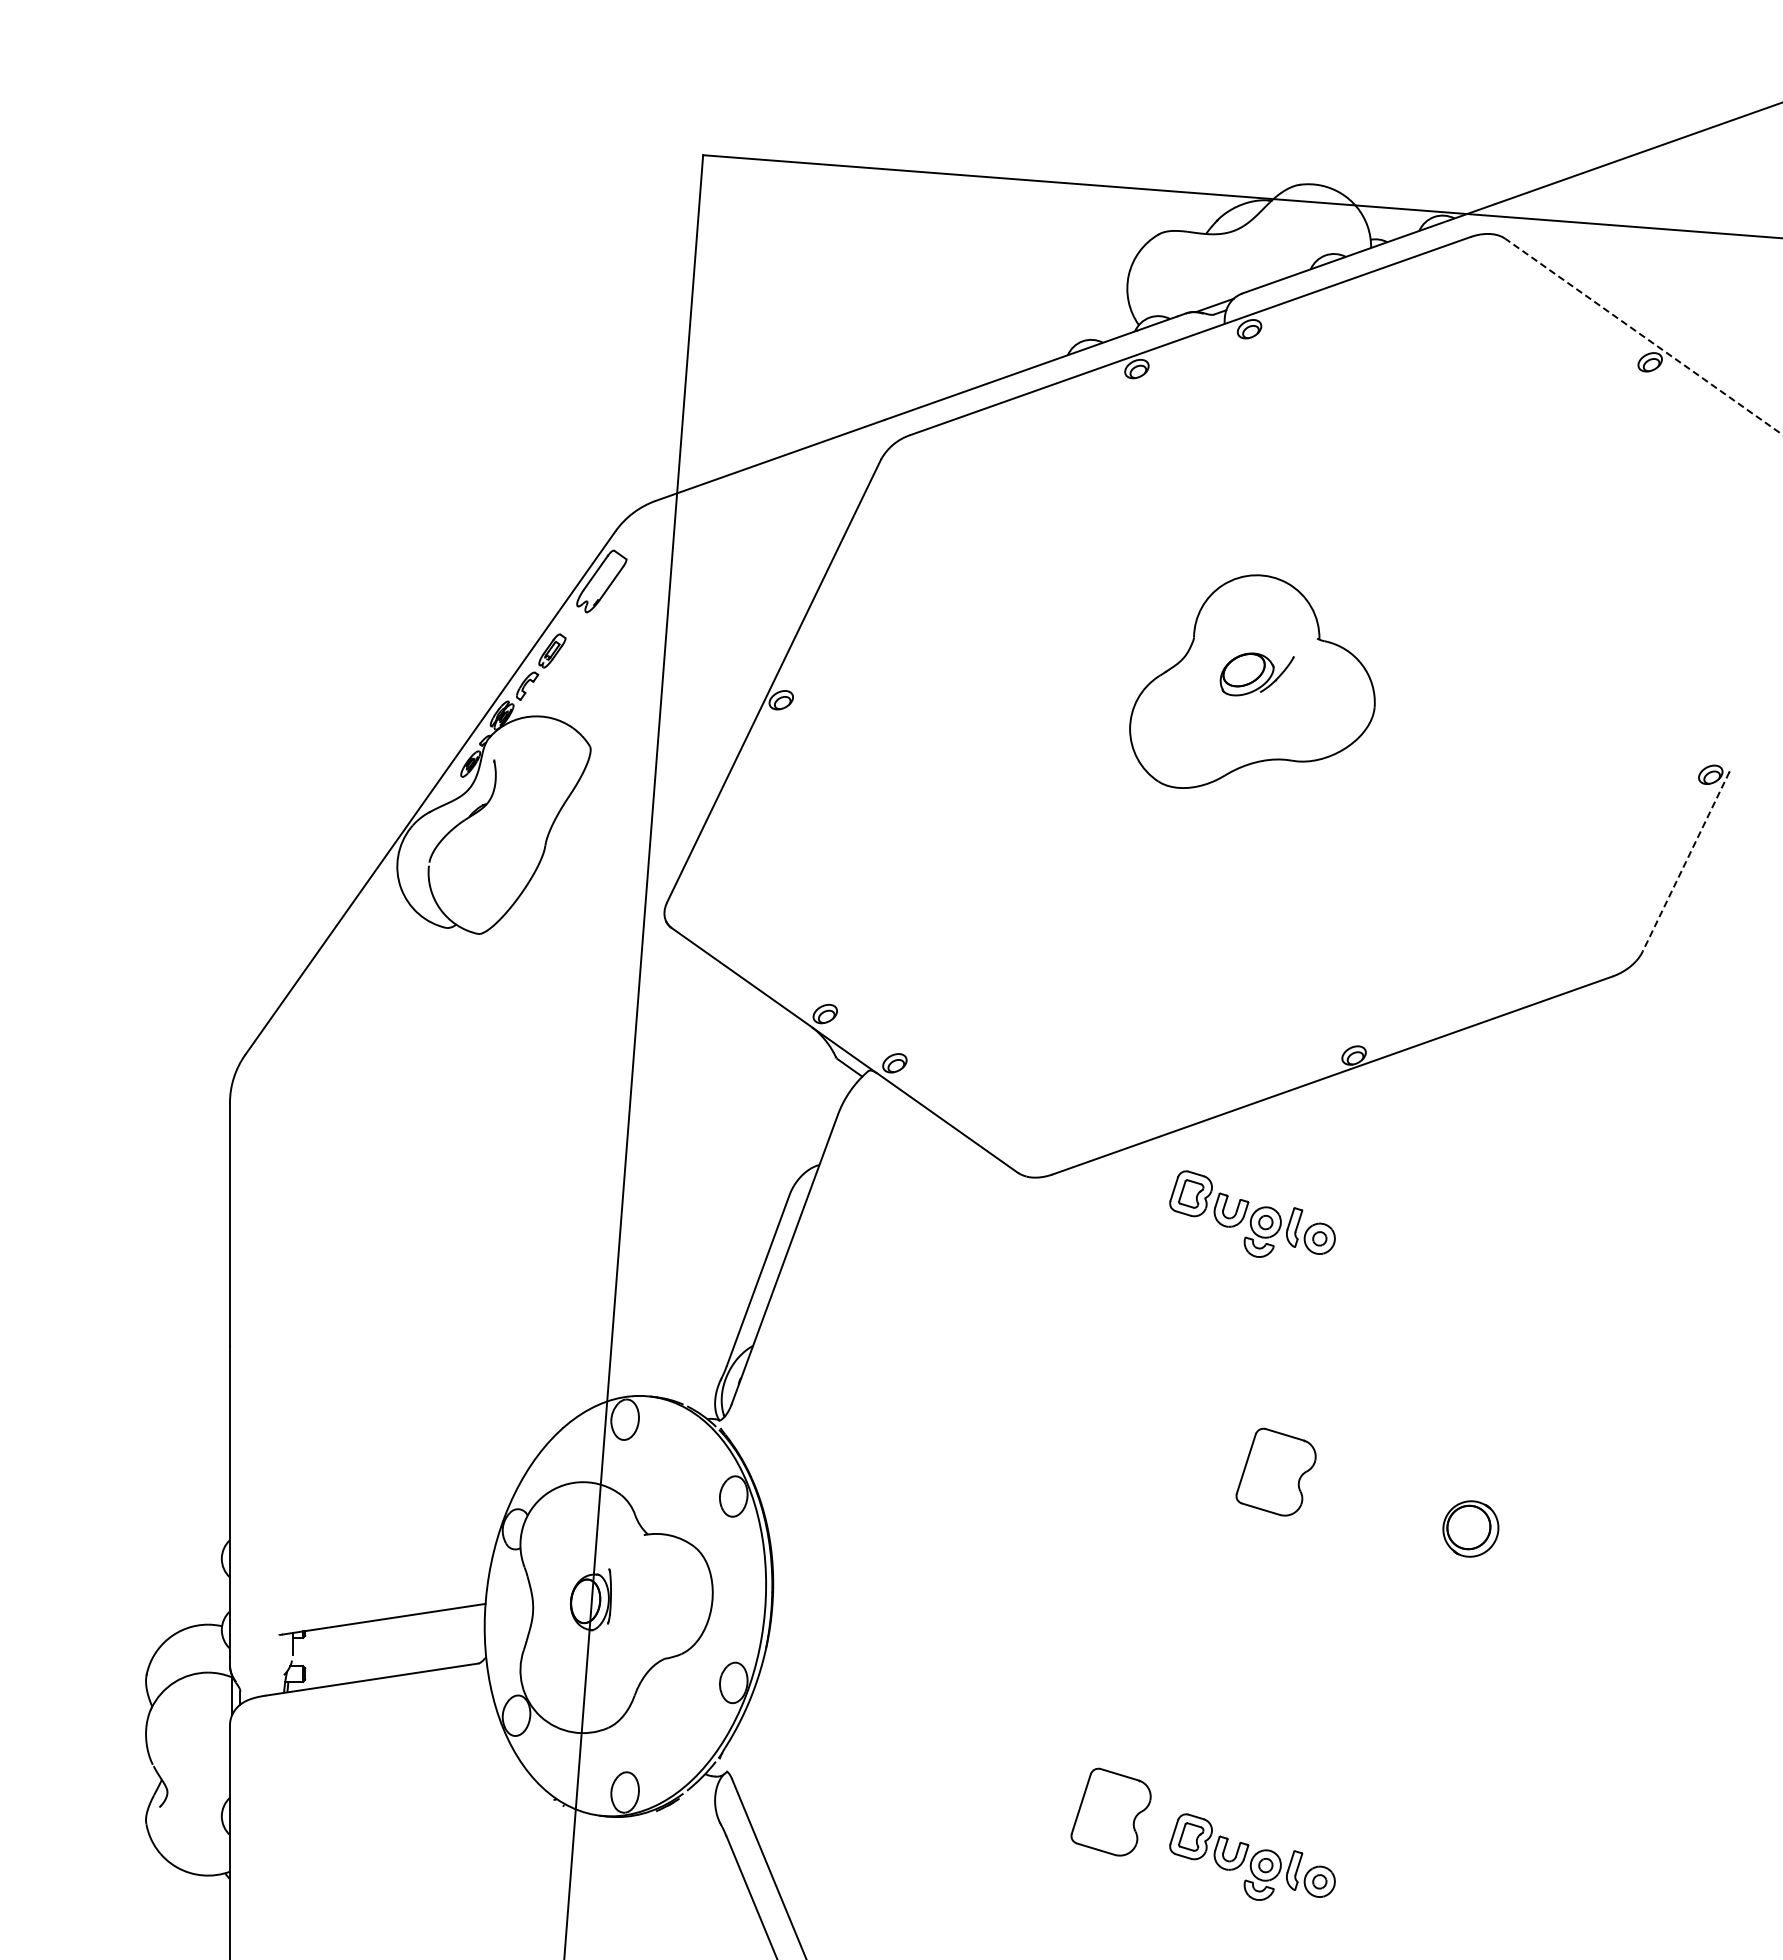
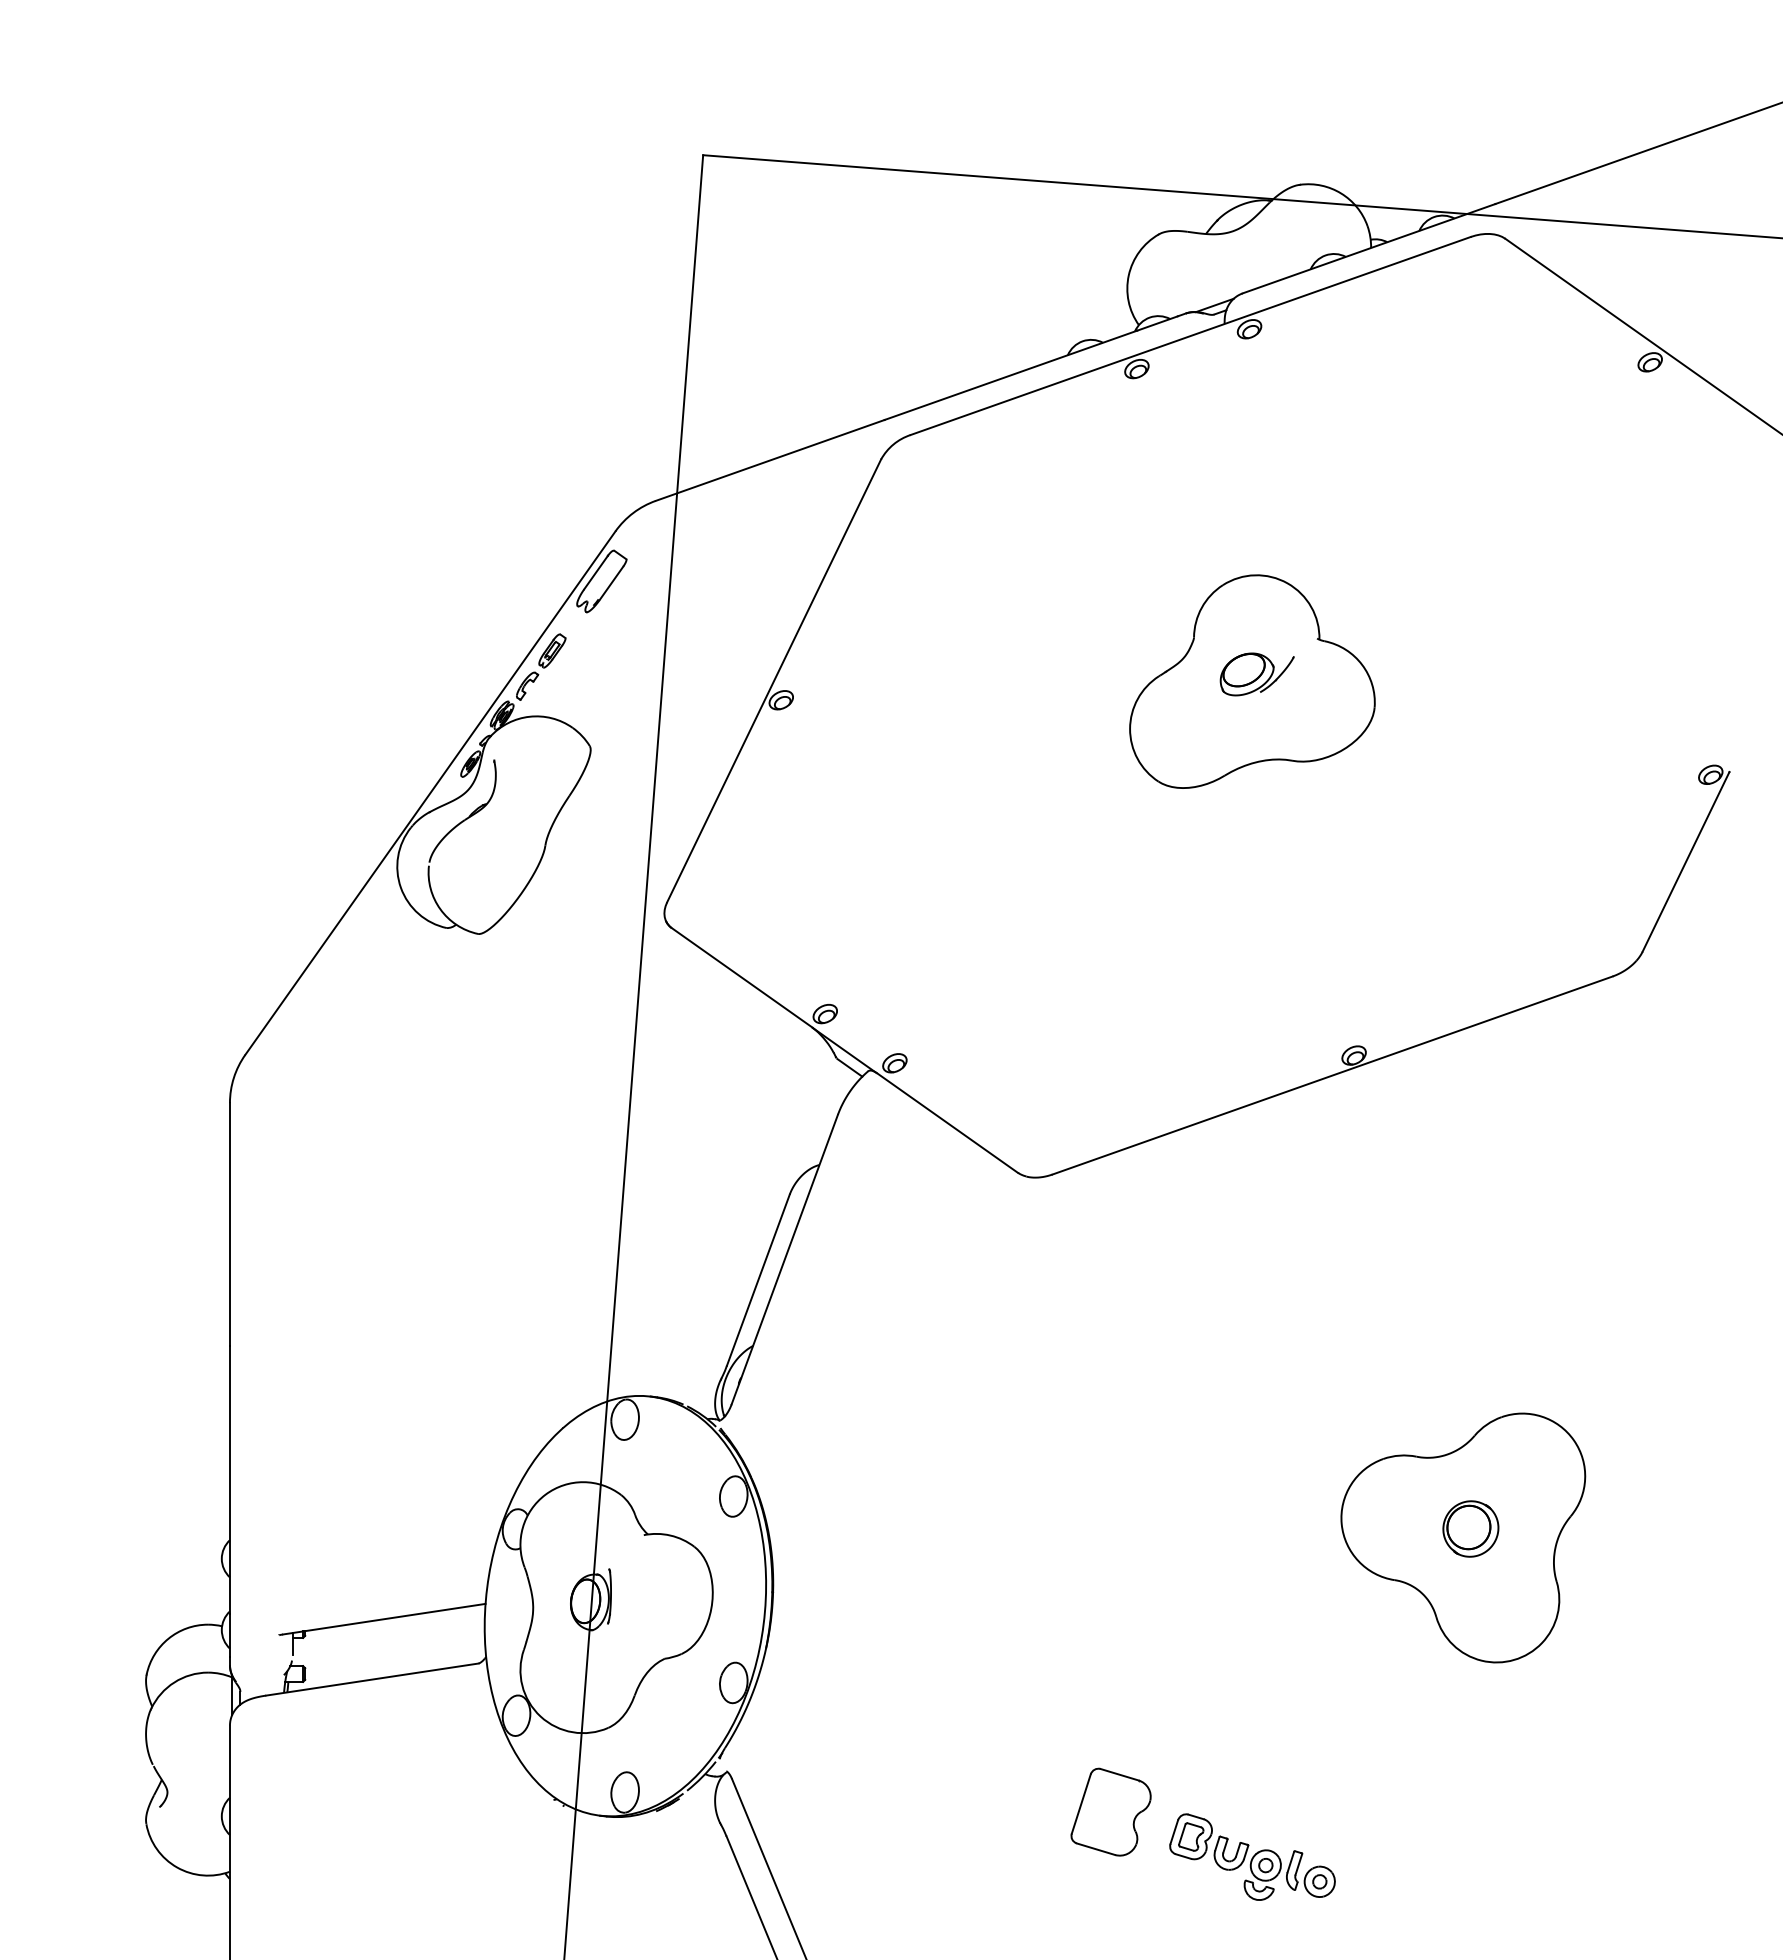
line: dashed -> solid (1644, 336)
line: dashed -> solid (1686, 861)
part: present -> none (1252, 1213)
part: present -> none (1275, 1471)
part: none -> present (1463, 1537)
